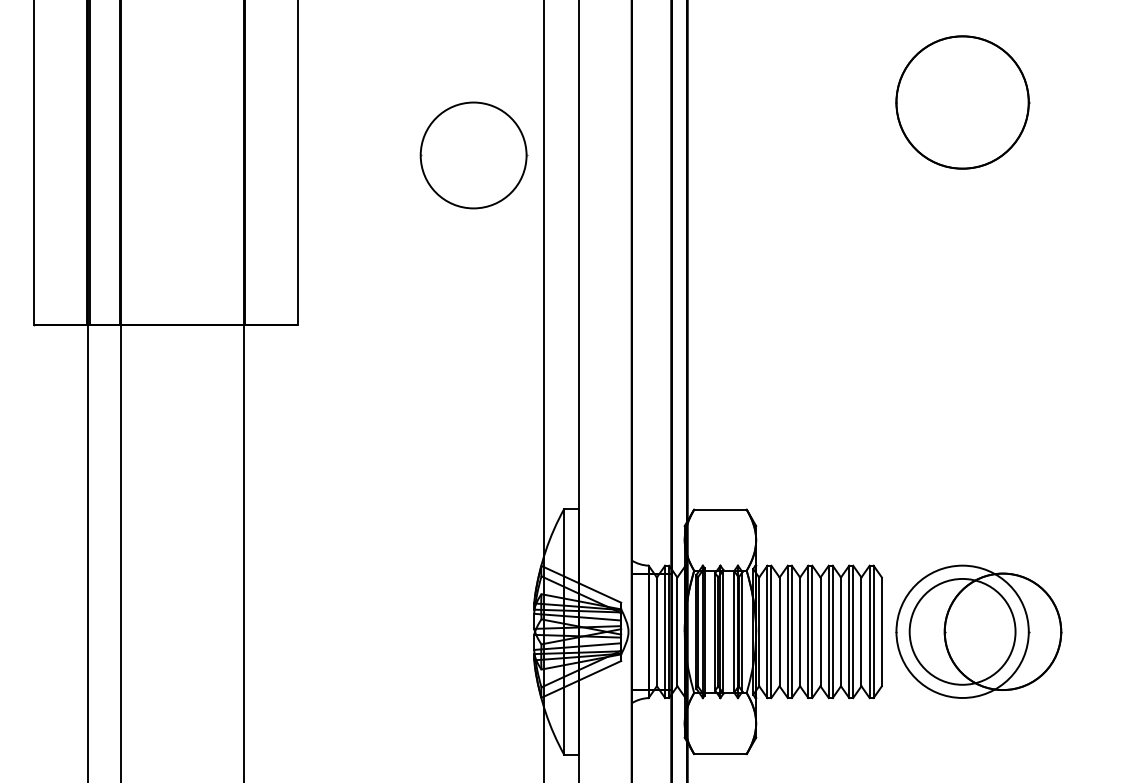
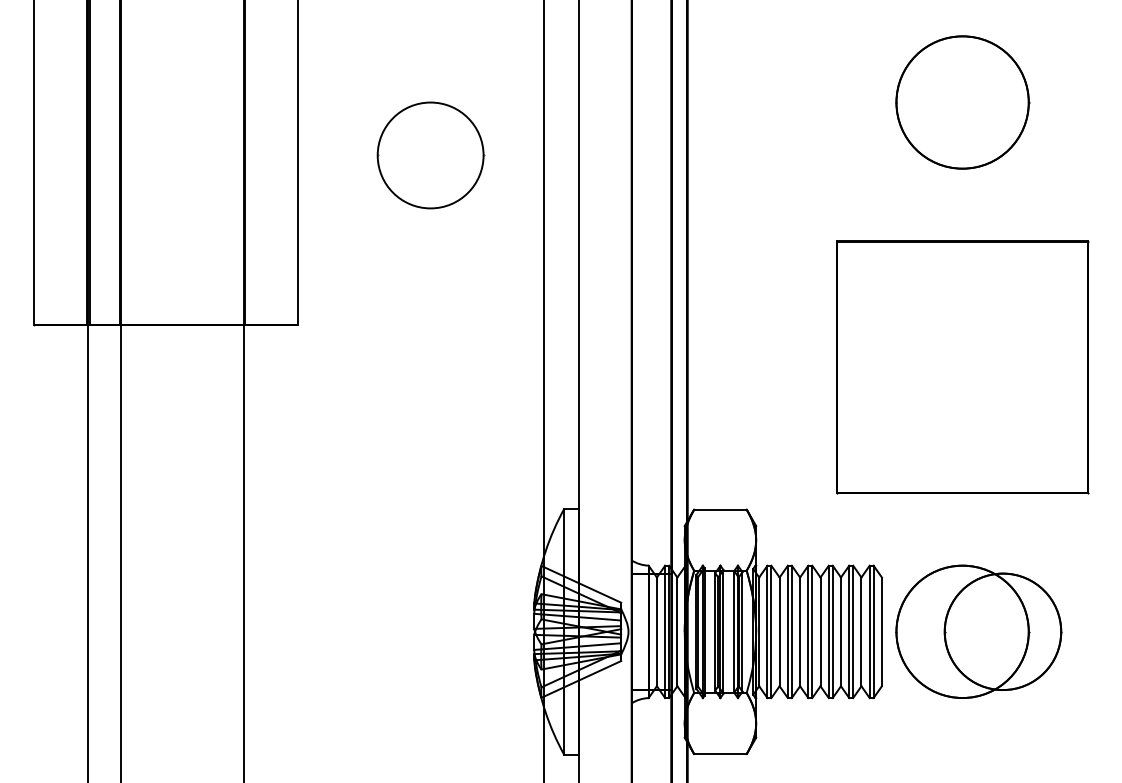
part position: (473, 155) -> (430, 155) (430, 155)
part: none -> present (962, 367)
circle diameter: 106 px -> 132 px (962, 631)
